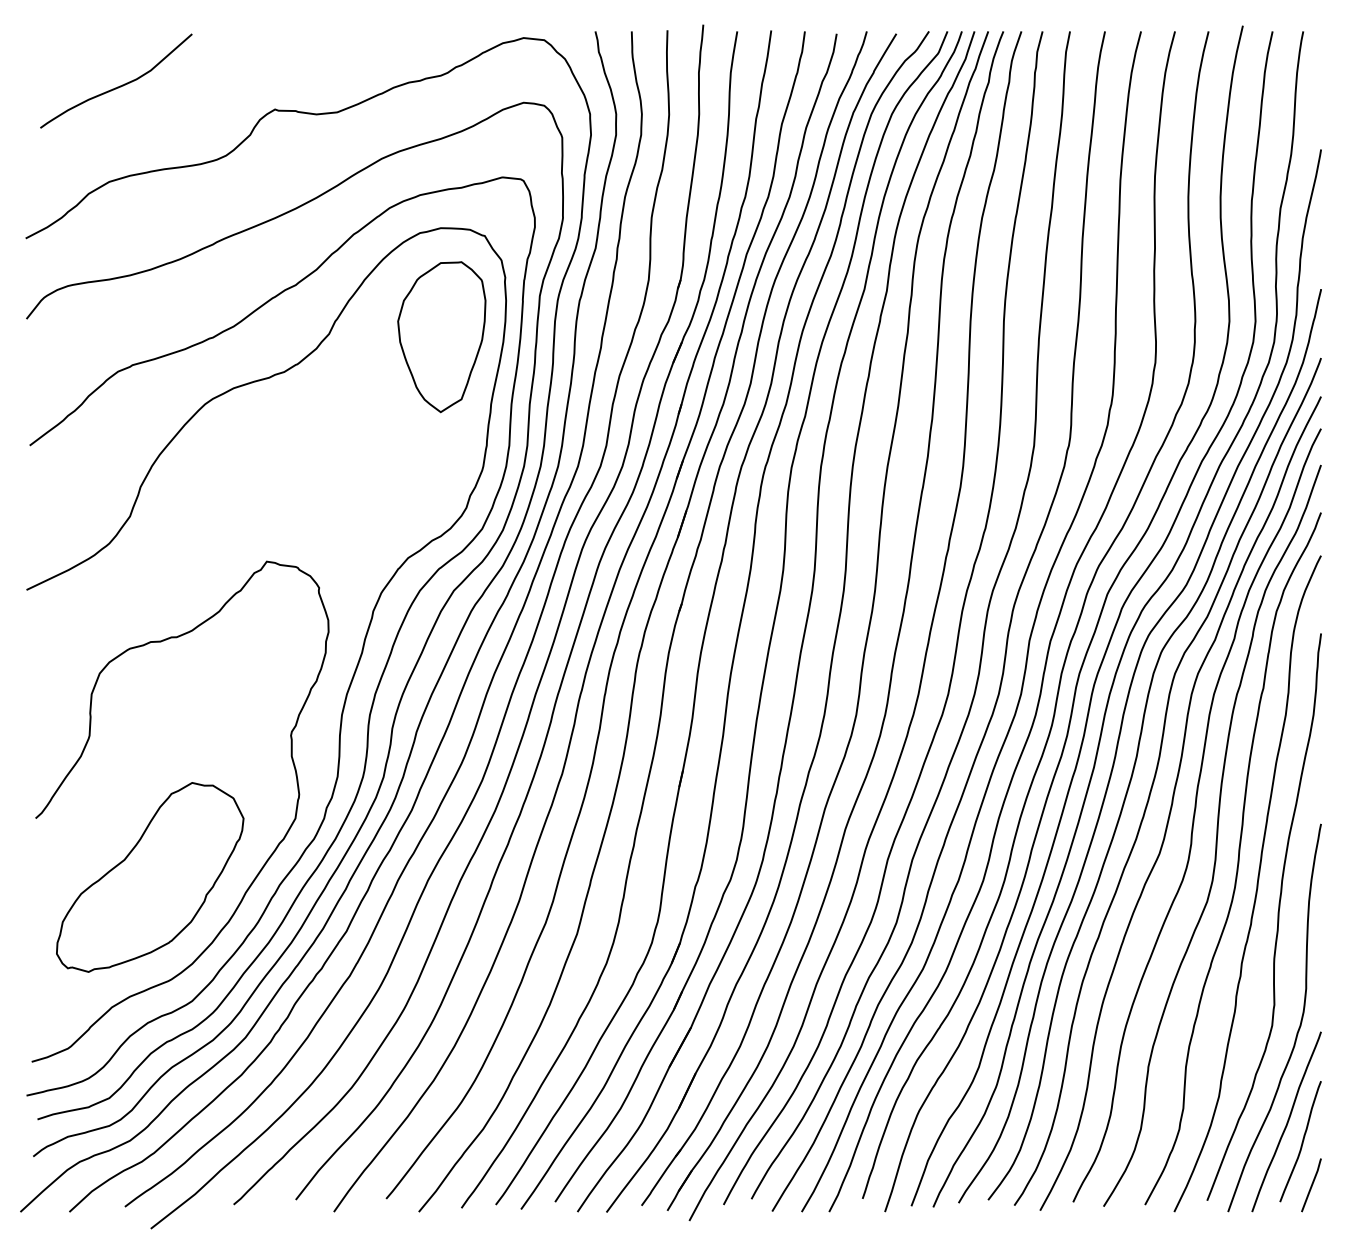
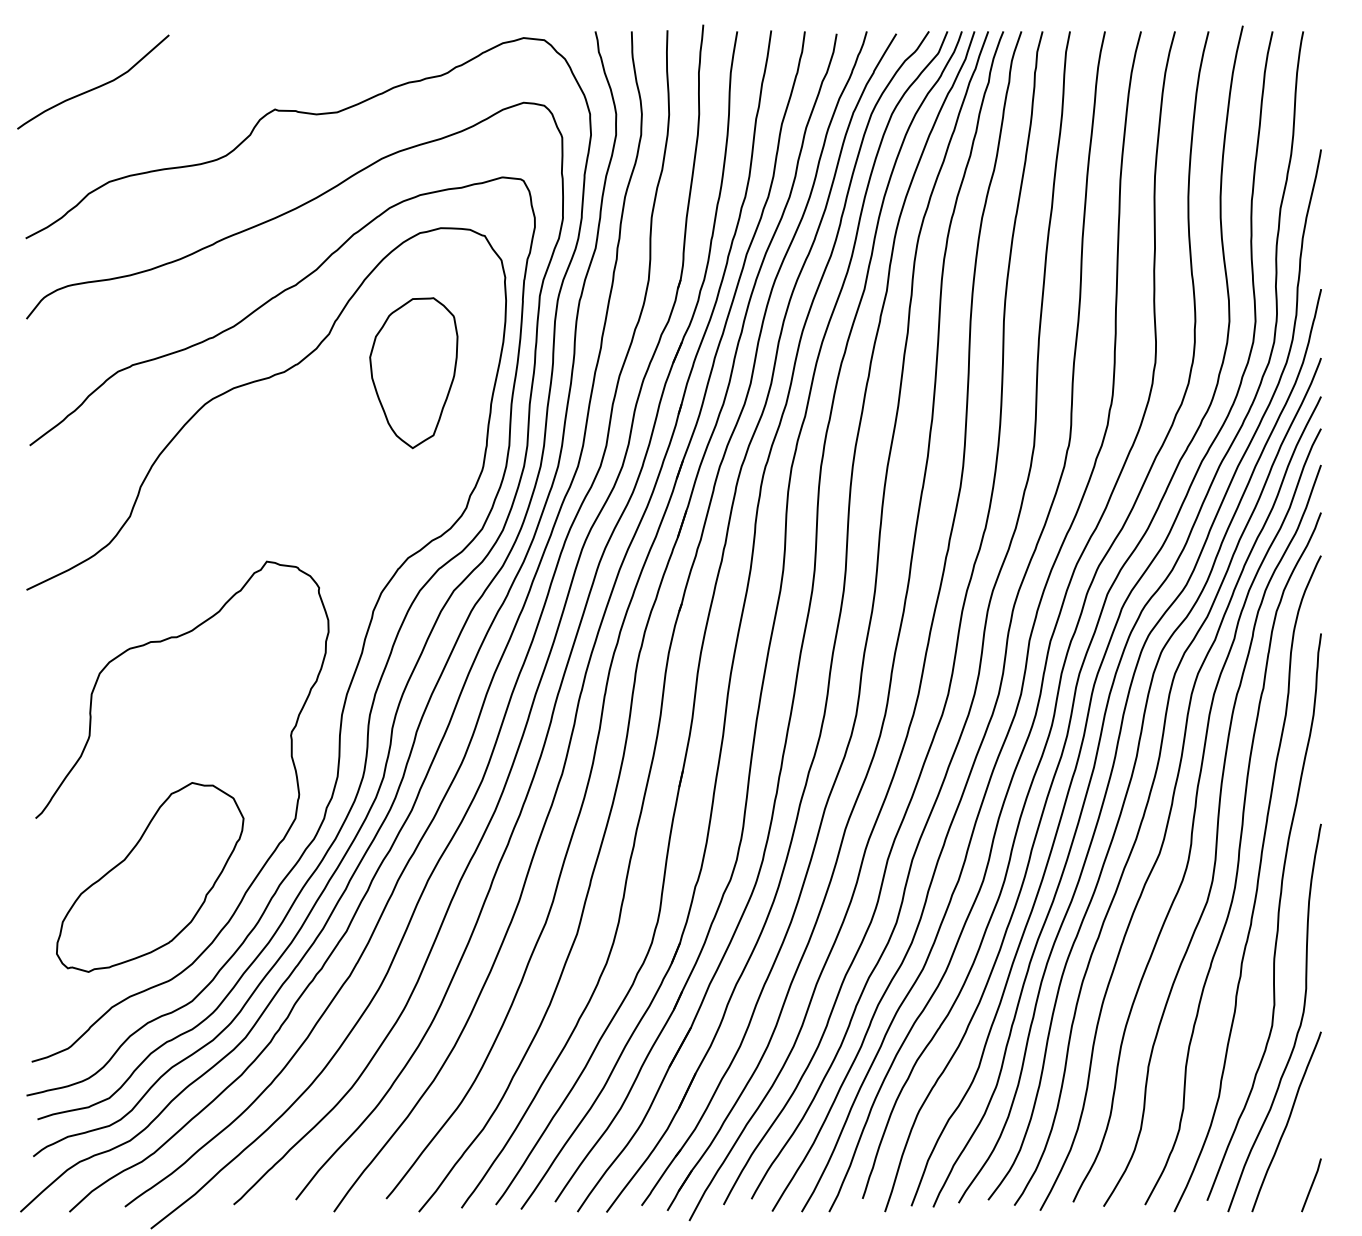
curve position: (117, 86) -> (94, 87) (94, 87)
part position: (441, 337) -> (413, 373) (413, 373)
curve: present -> none (1301, 1142)
